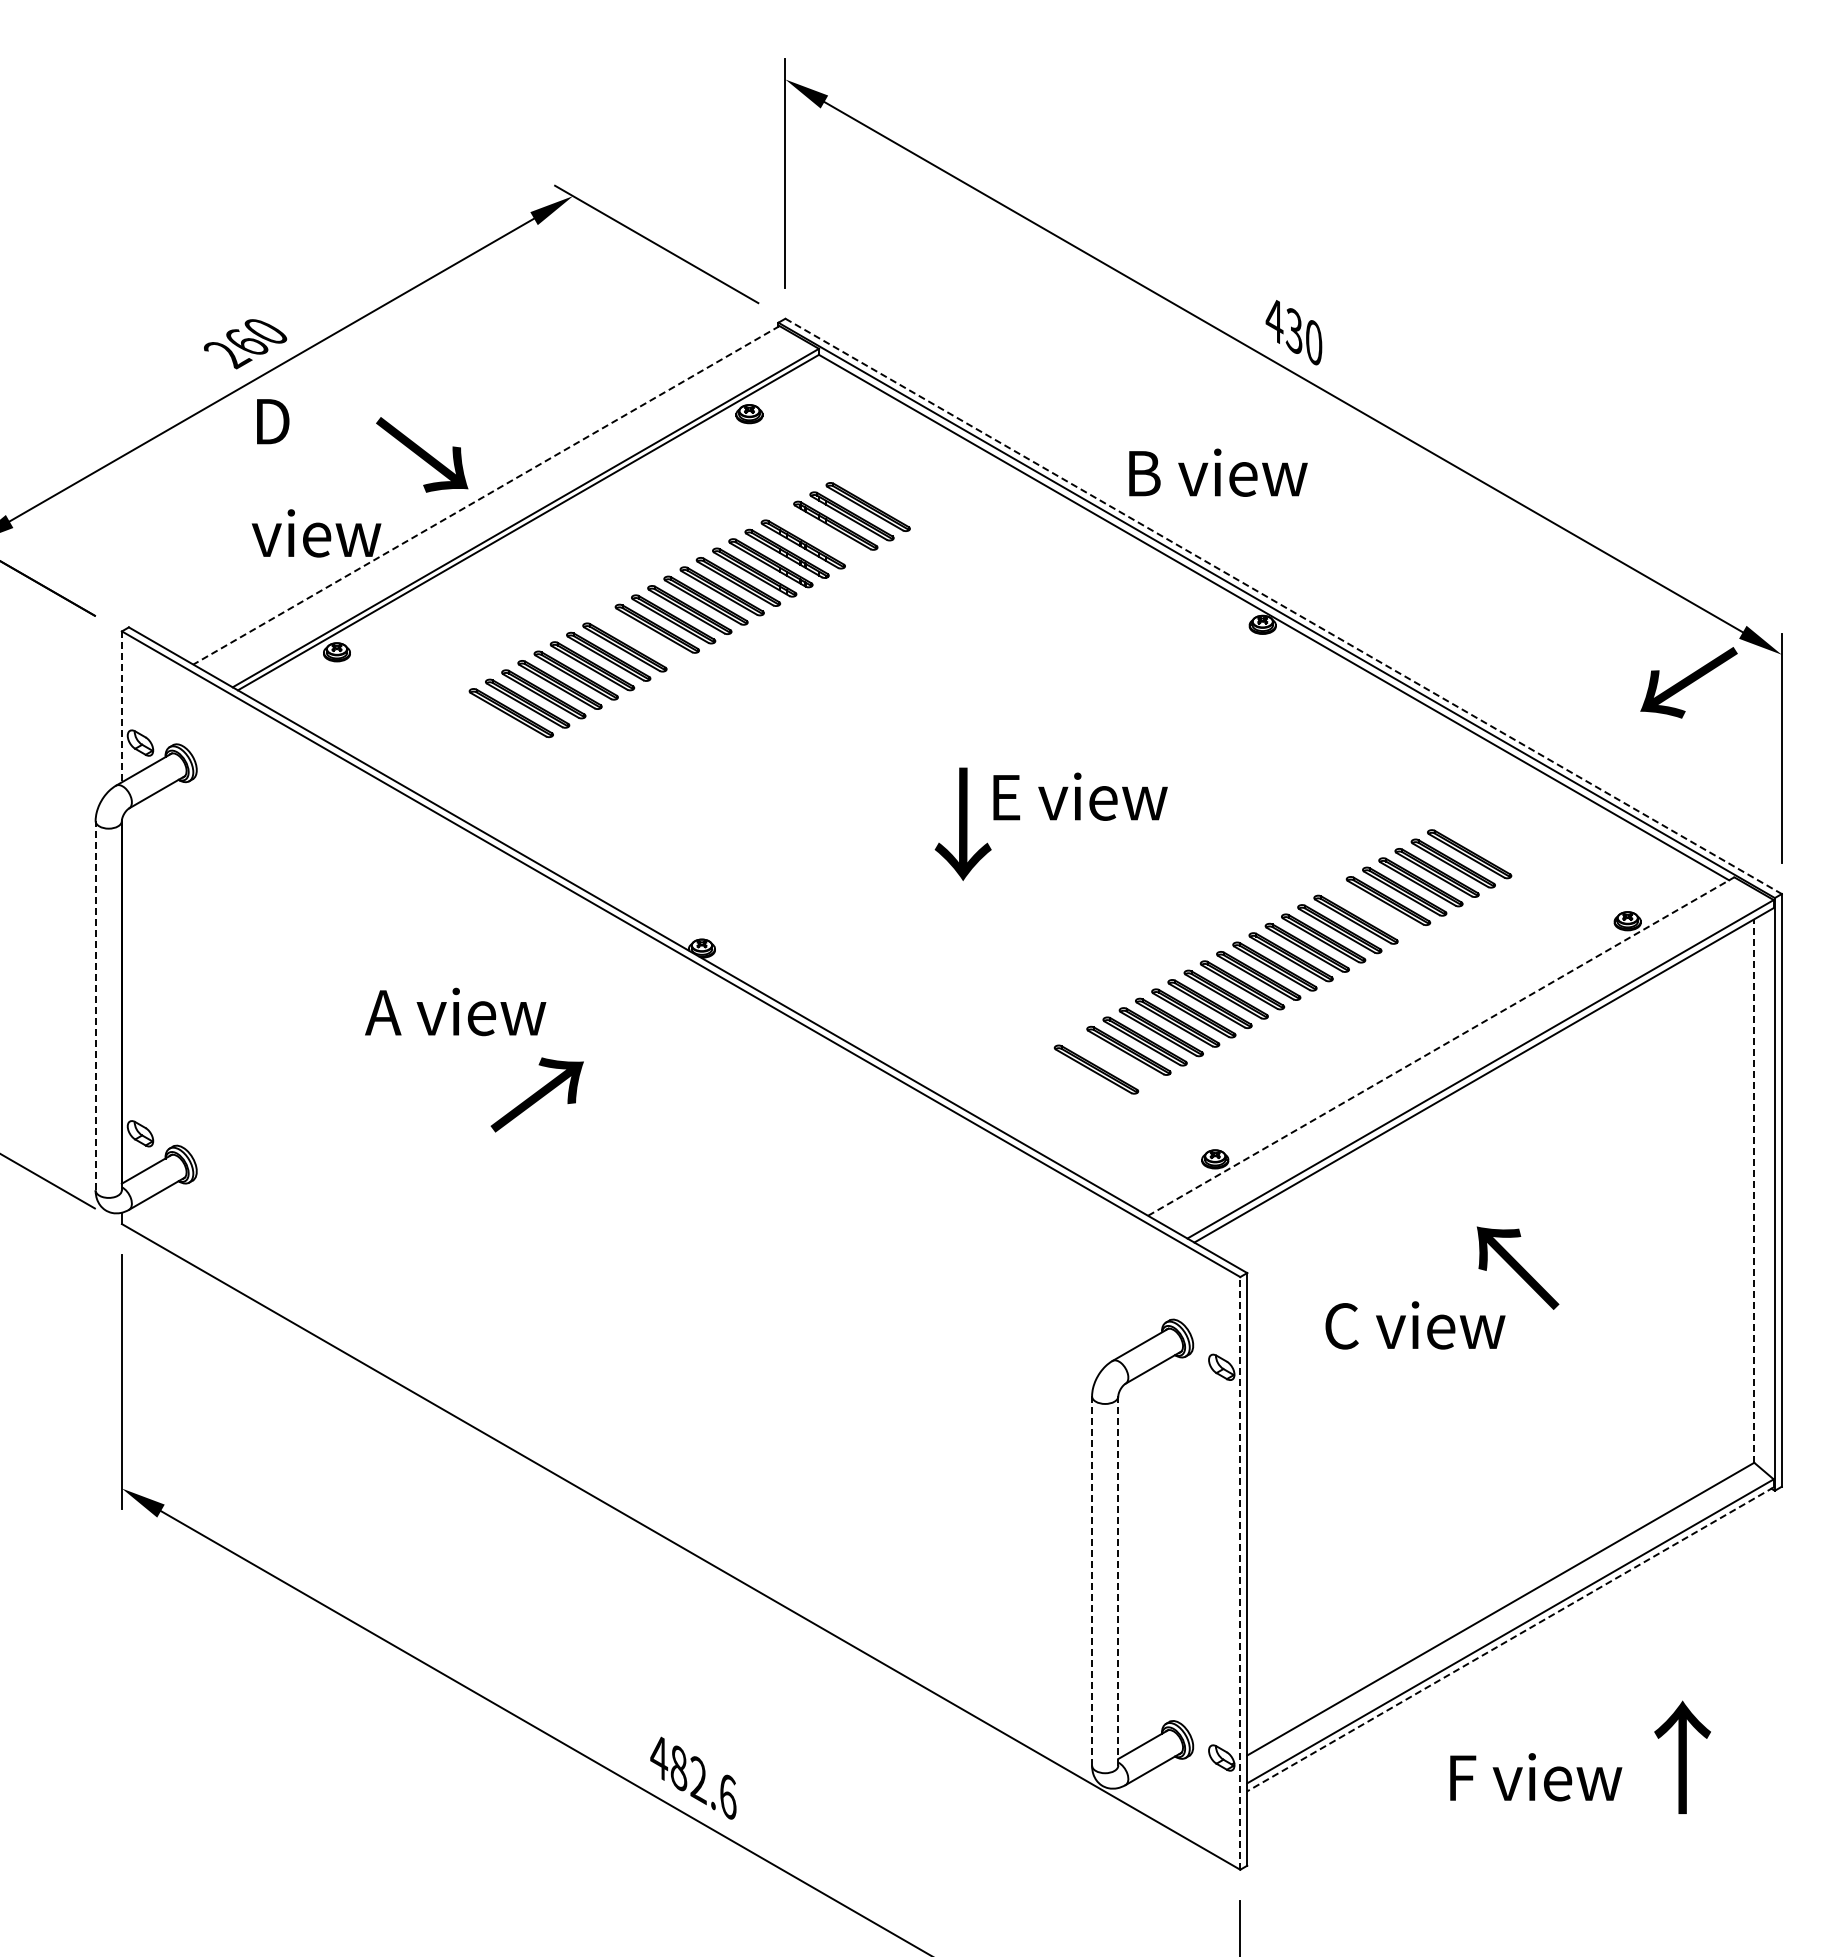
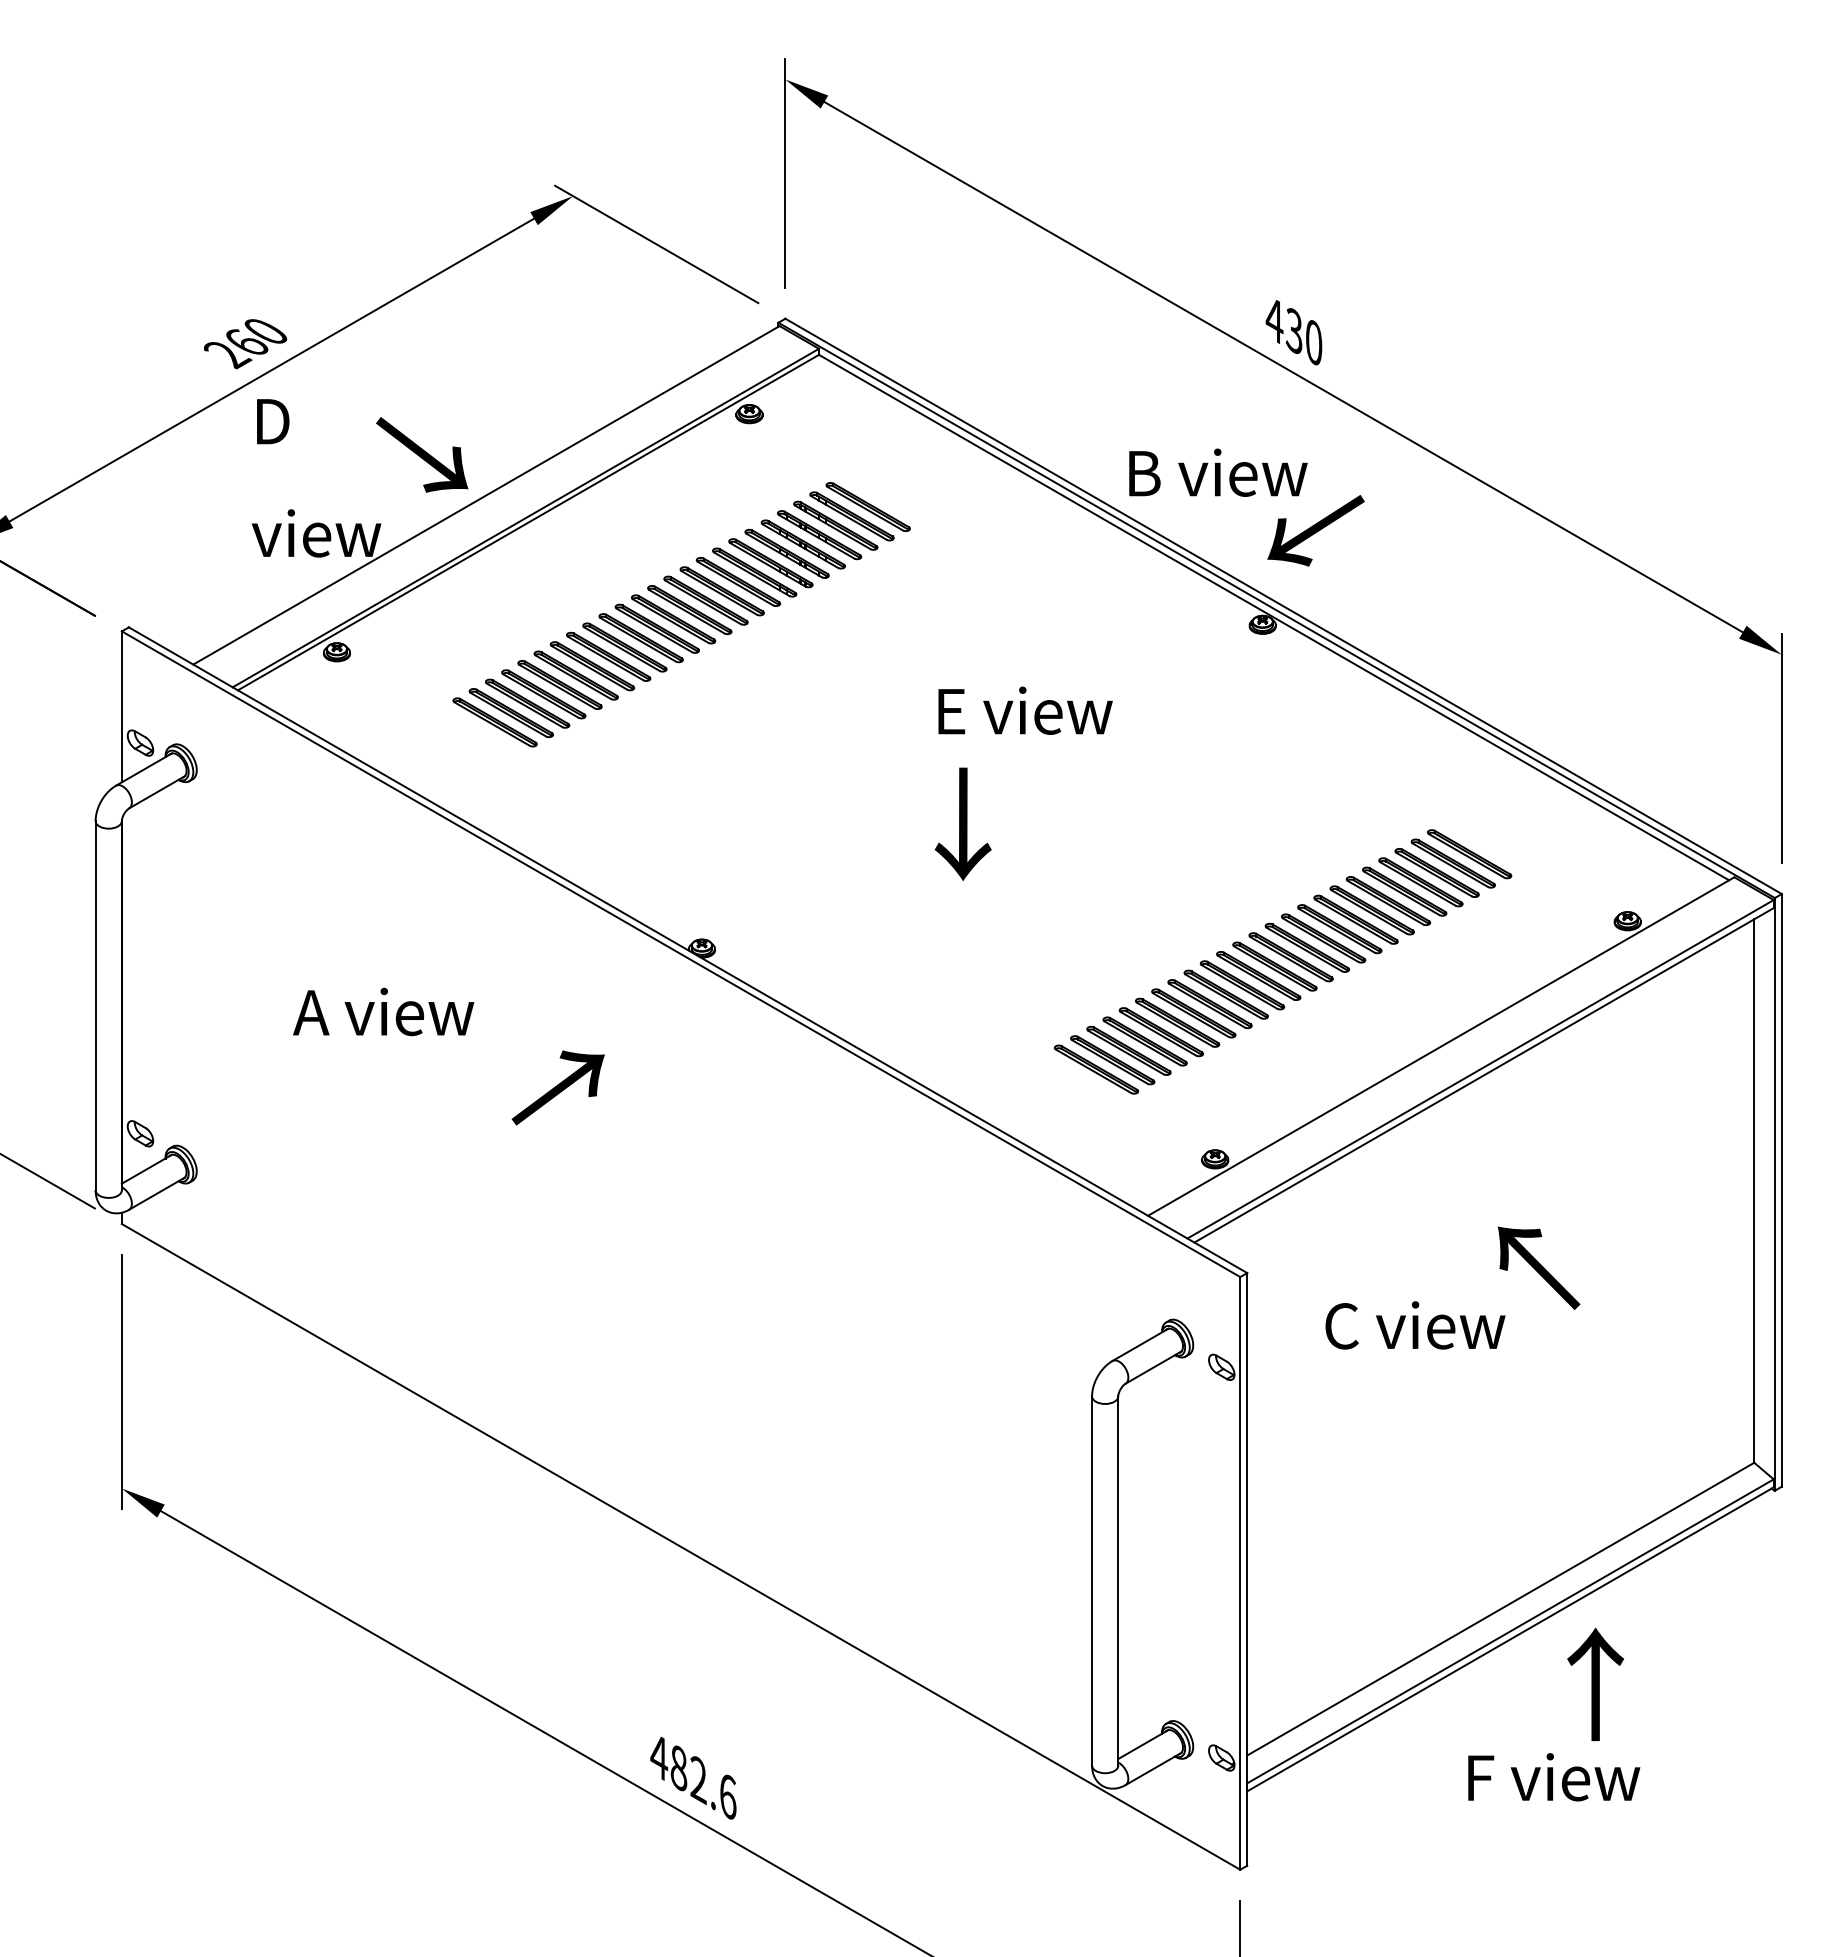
line: dashed -> solid (486, 495)
part: none -> present (819, 535)
line: dashed -> solid (1284, 606)
part: none -> present (640, 638)
text position: (1688, 682) -> (1315, 530) (1315, 530)
line: dashed -> solid (121, 707)
part: none -> present (494, 722)
text position: (1080, 796) -> (1025, 710) (1025, 710)
part: none -> present (1371, 910)
line: dashed -> solid (95, 1005)
text position: (455, 1011) -> (383, 1011) (383, 1011)
line: dashed -> solid (1441, 1046)
part: none -> present (1112, 1060)
text position: (536, 1094) -> (557, 1087) (557, 1087)
line: dashed -> solid (1754, 1191)
text position: (1517, 1267) -> (1538, 1267) (1538, 1267)
line: dashed -> solid (1240, 1572)
line: dashed -> solid (1092, 1581)
line: dashed -> solid (1118, 1581)
line: dashed -> solid (1510, 1639)
text position: (1682, 1756) -> (1595, 1683) (1595, 1683)
text position: (1536, 1777) -> (1554, 1777) (1554, 1777)
